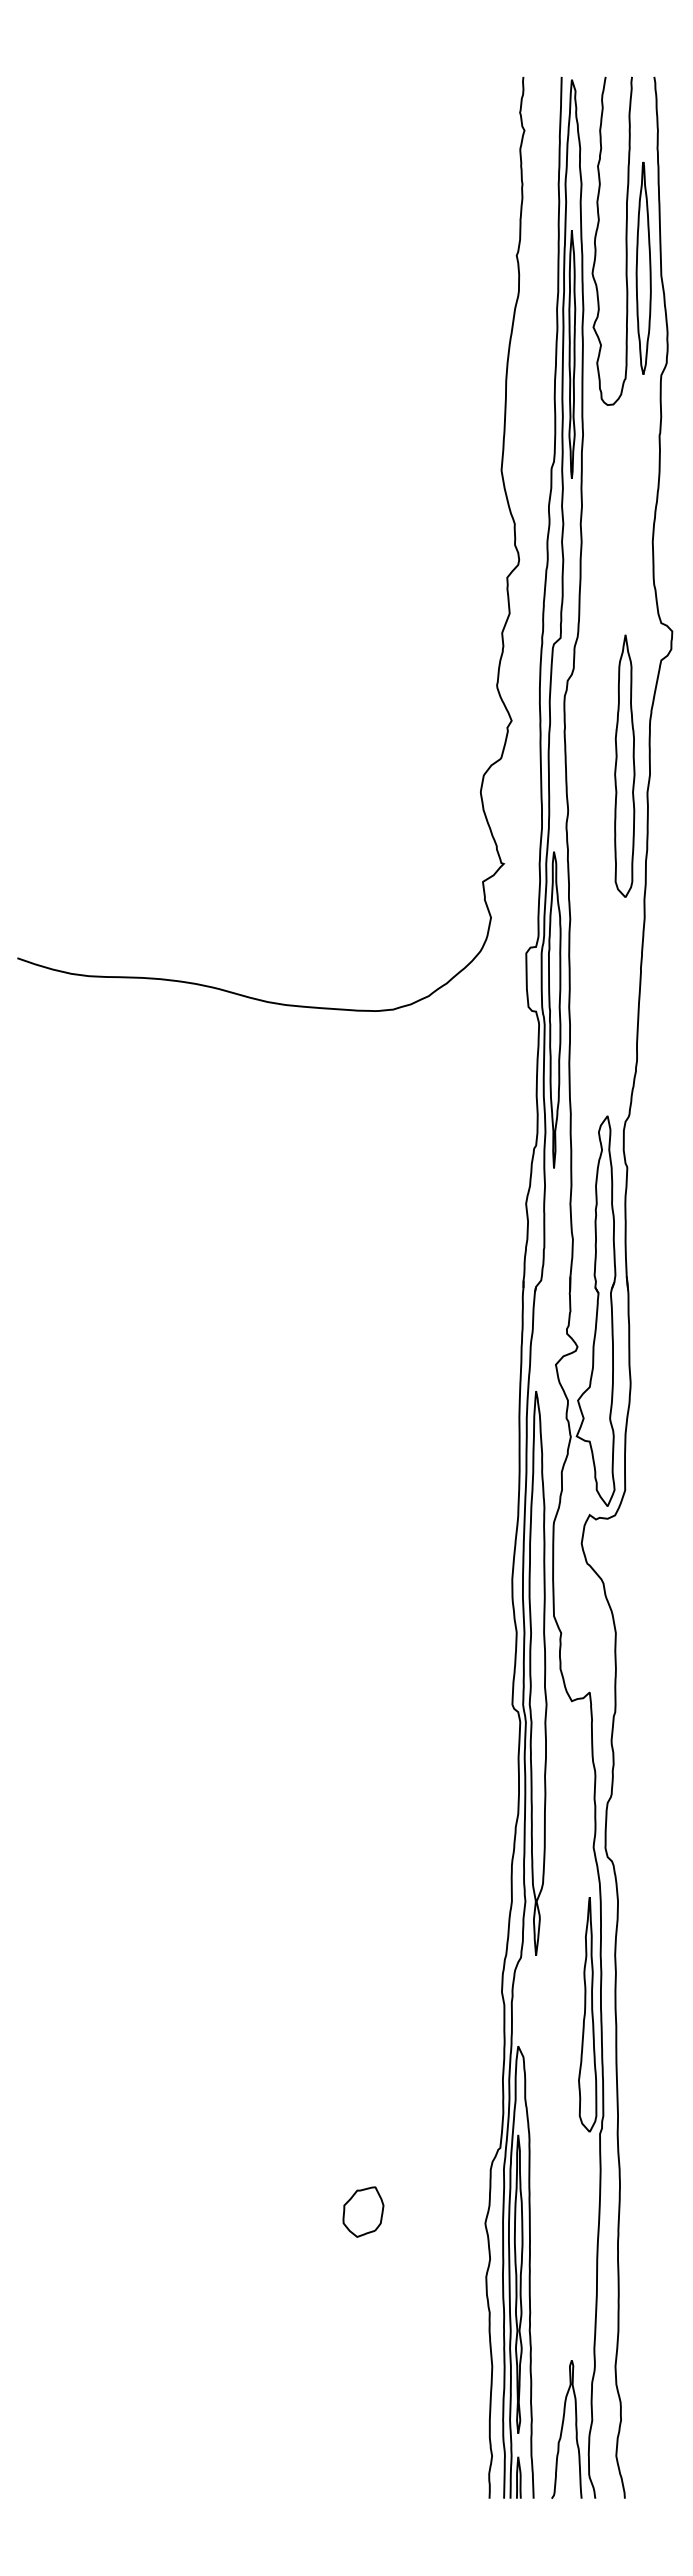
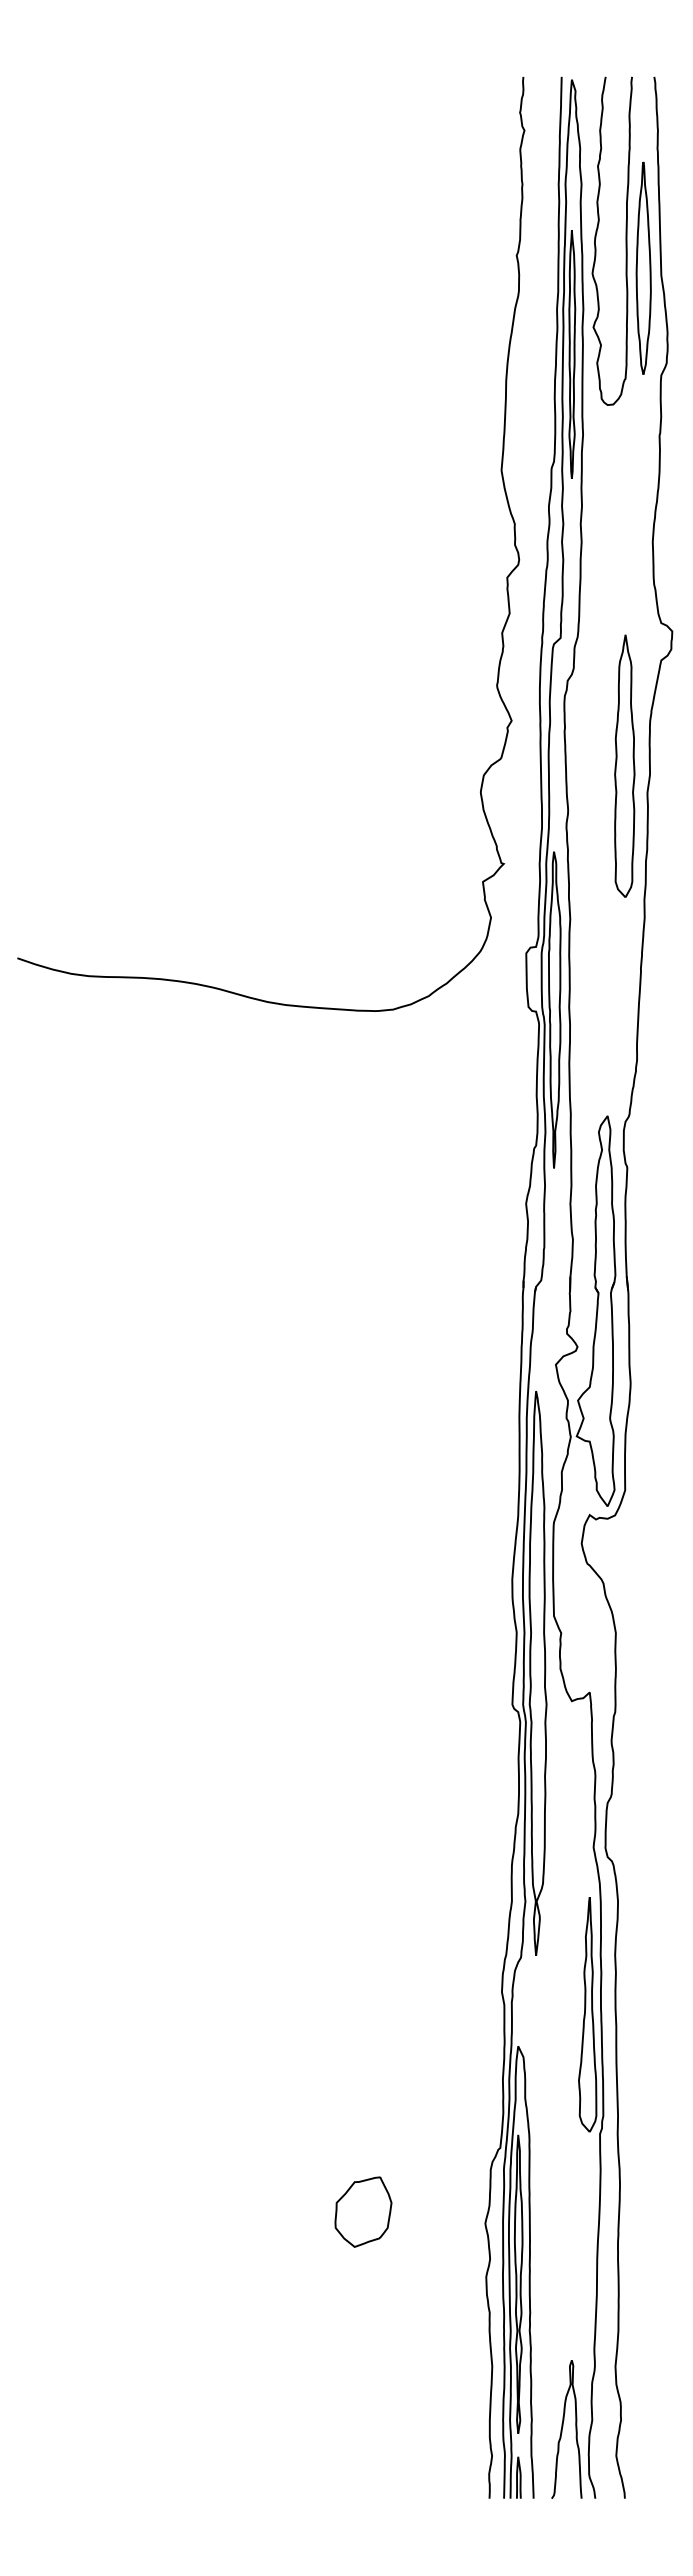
part size: 43x52 px -> 59x72 px (363, 2211)
